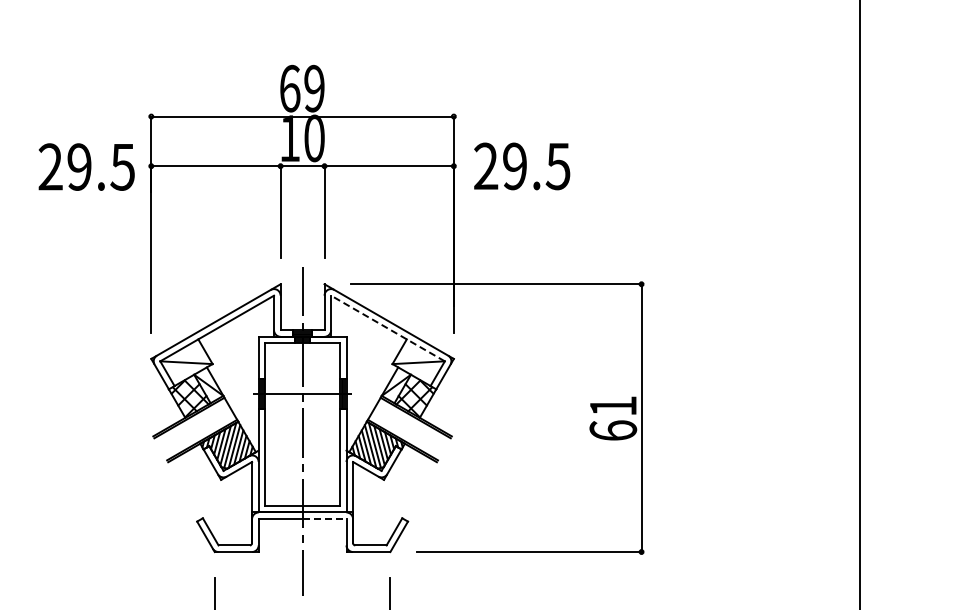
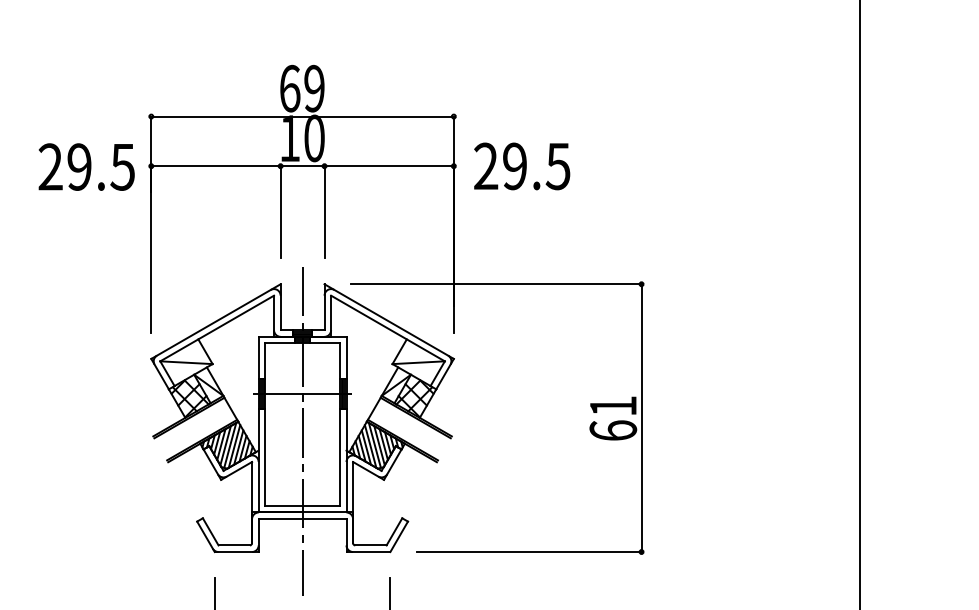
line: dashed -> solid (388, 328)
line: dashed -> solid (324, 519)
